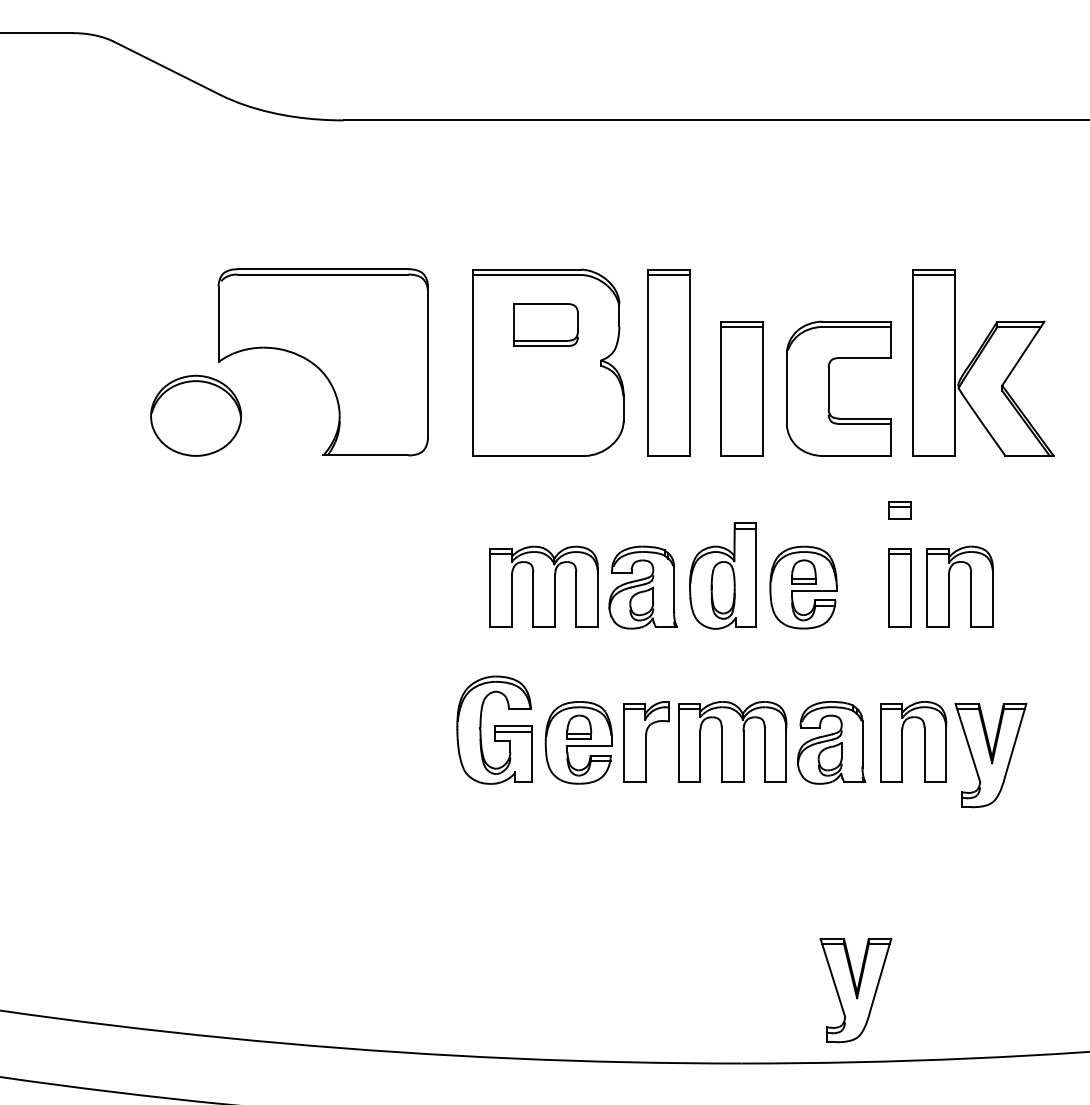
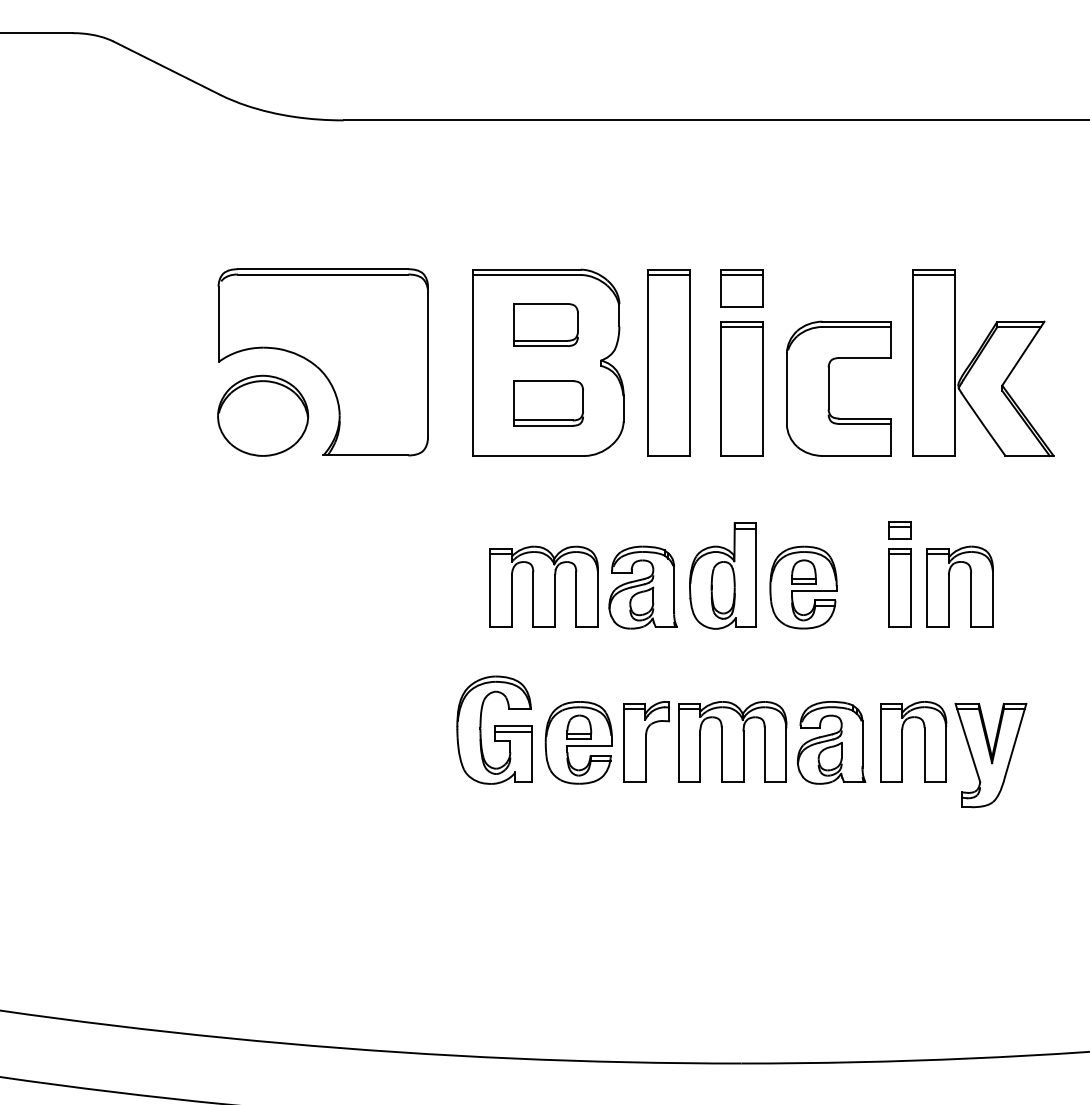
part: none -> present (741, 288)
part: none -> present (548, 403)
part position: (195, 415) -> (262, 415) (262, 415)
part position: (899, 510) -> (899, 530) (899, 530)
part: present -> none (855, 990)
